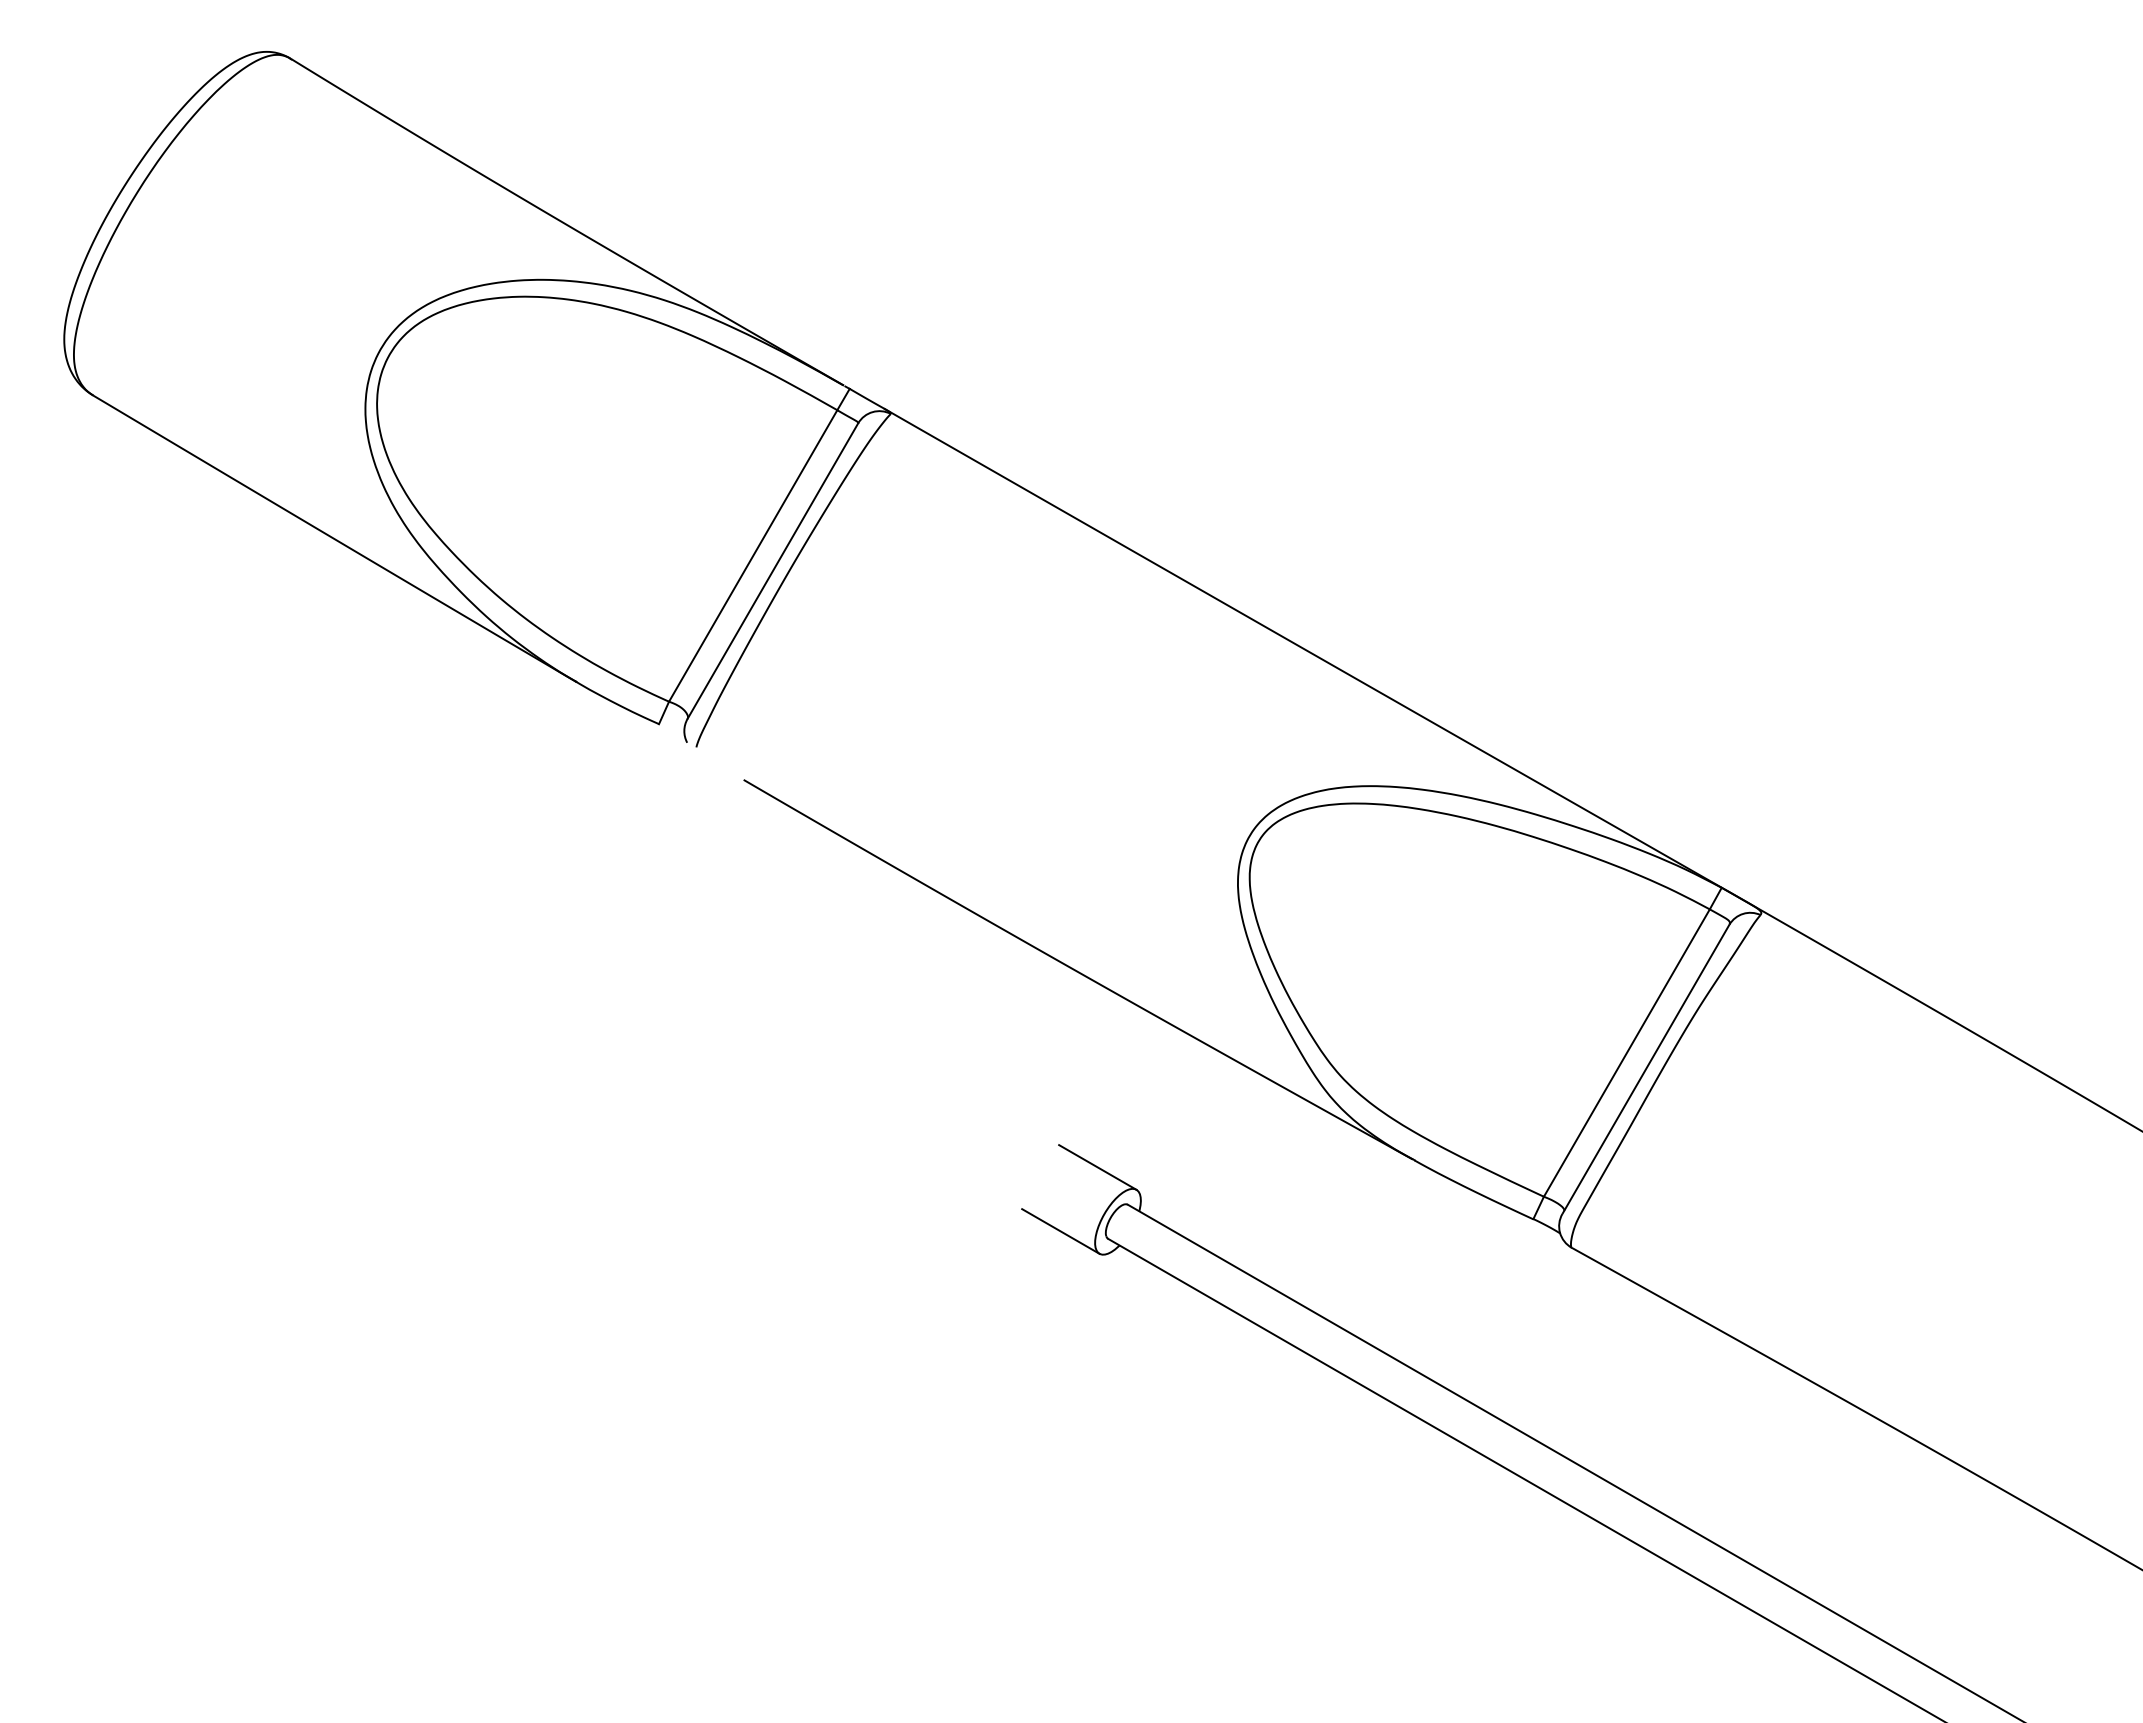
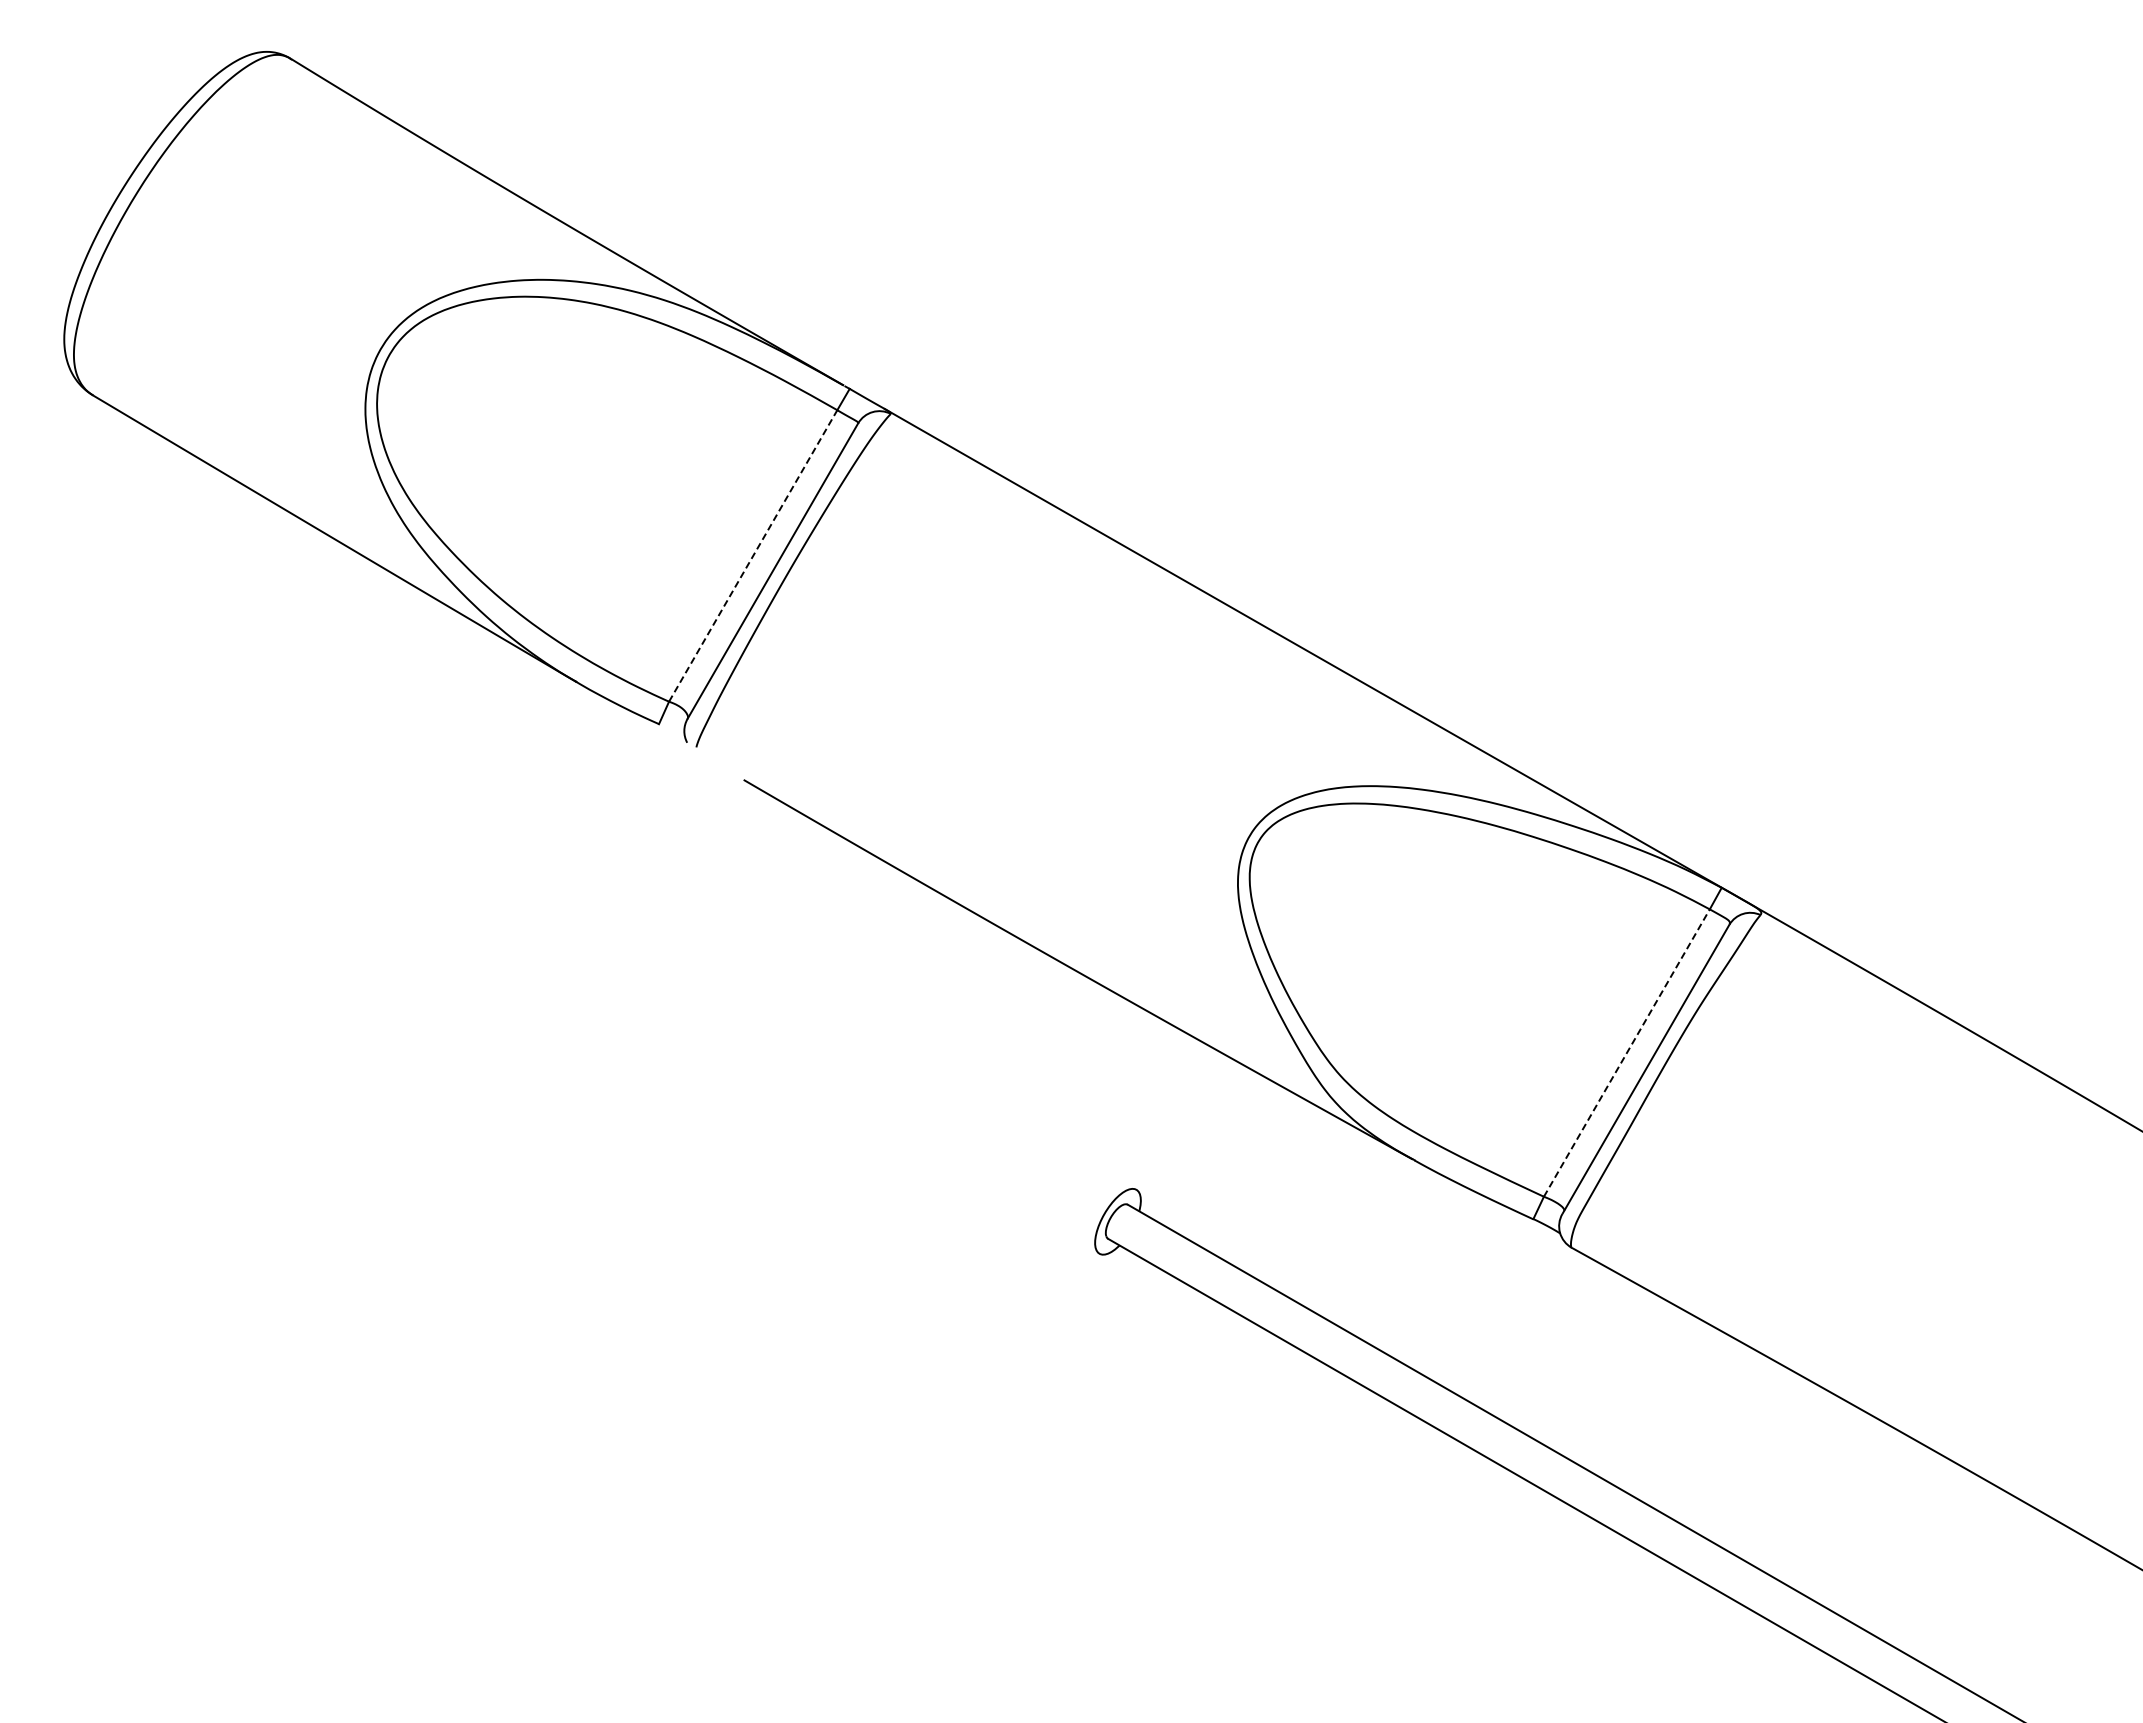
line: solid -> dashed (753, 555)
line: solid -> dashed (1626, 1053)
line: present -> none (1097, 1167)
line: present -> none (1060, 1231)
